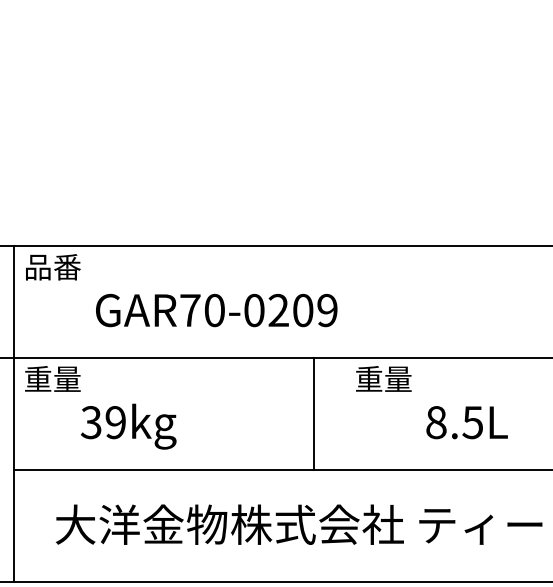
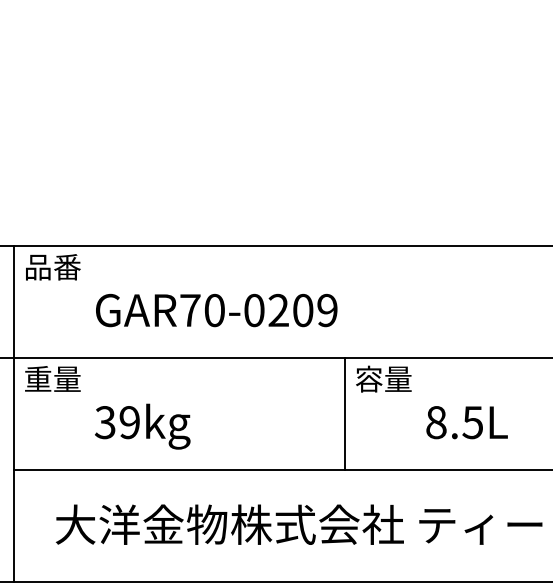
text: 重量 -> 容量 (369, 378)
line position: (314, 413) -> (345, 413) (345, 413)
text position: (128, 426) -> (142, 426) (142, 426)
